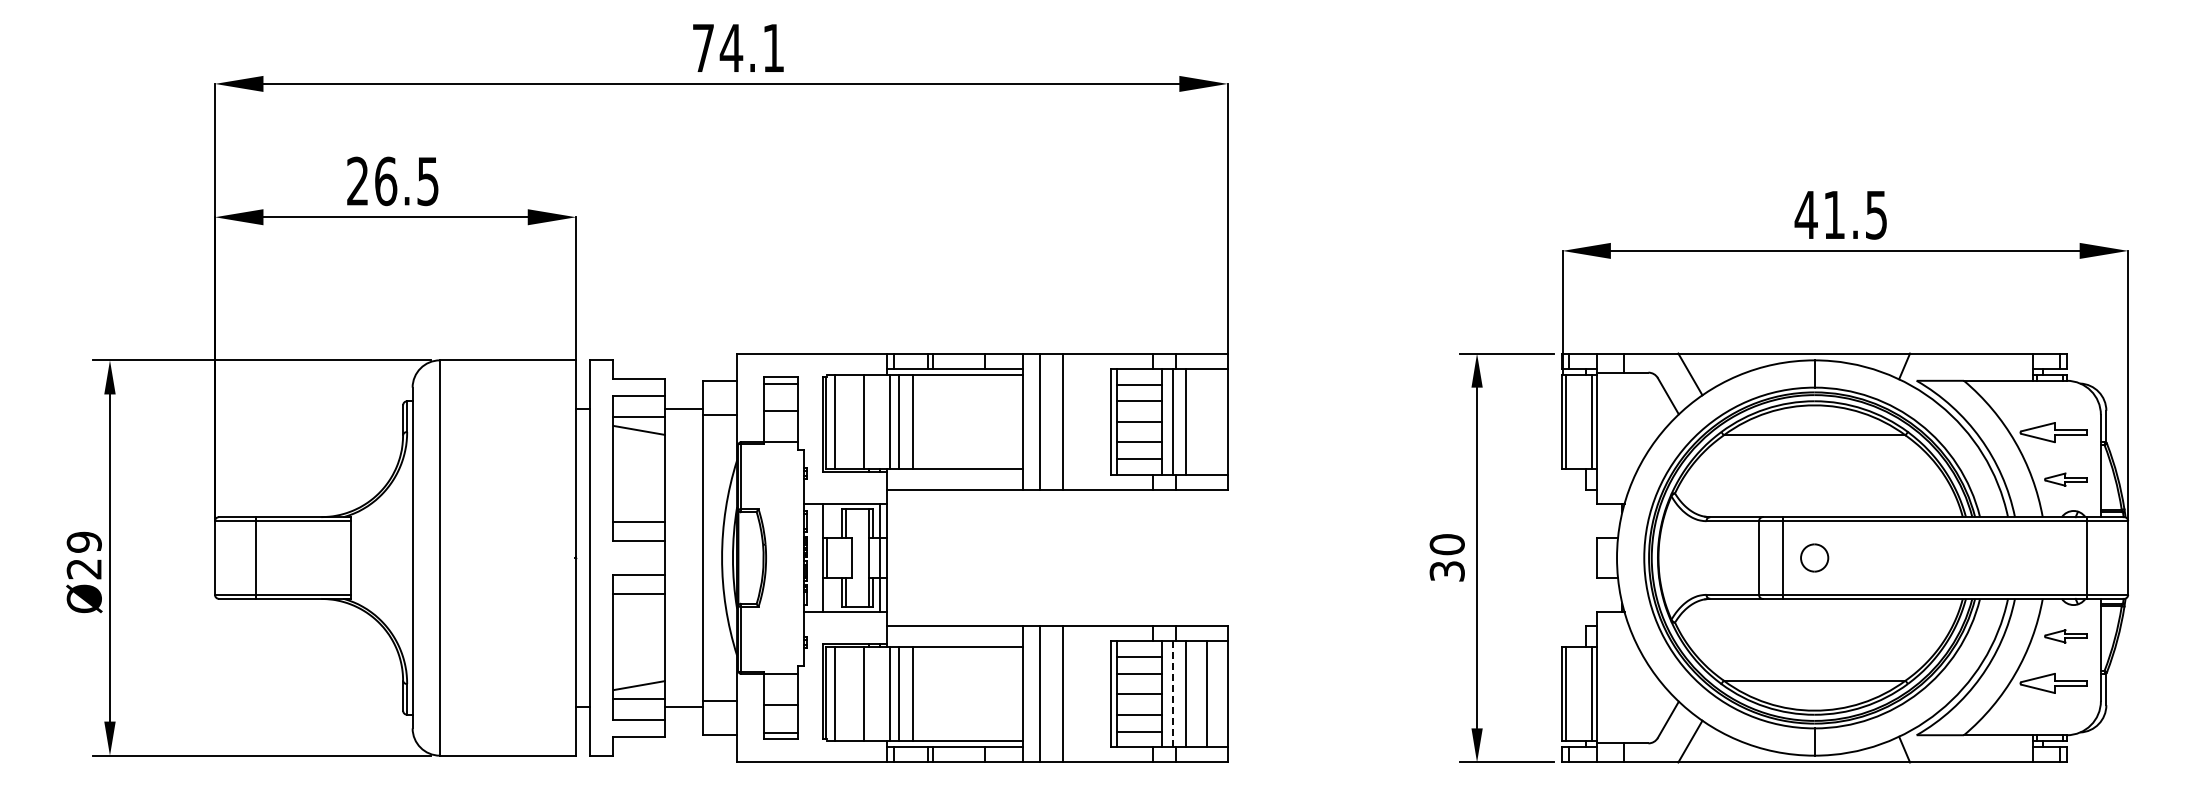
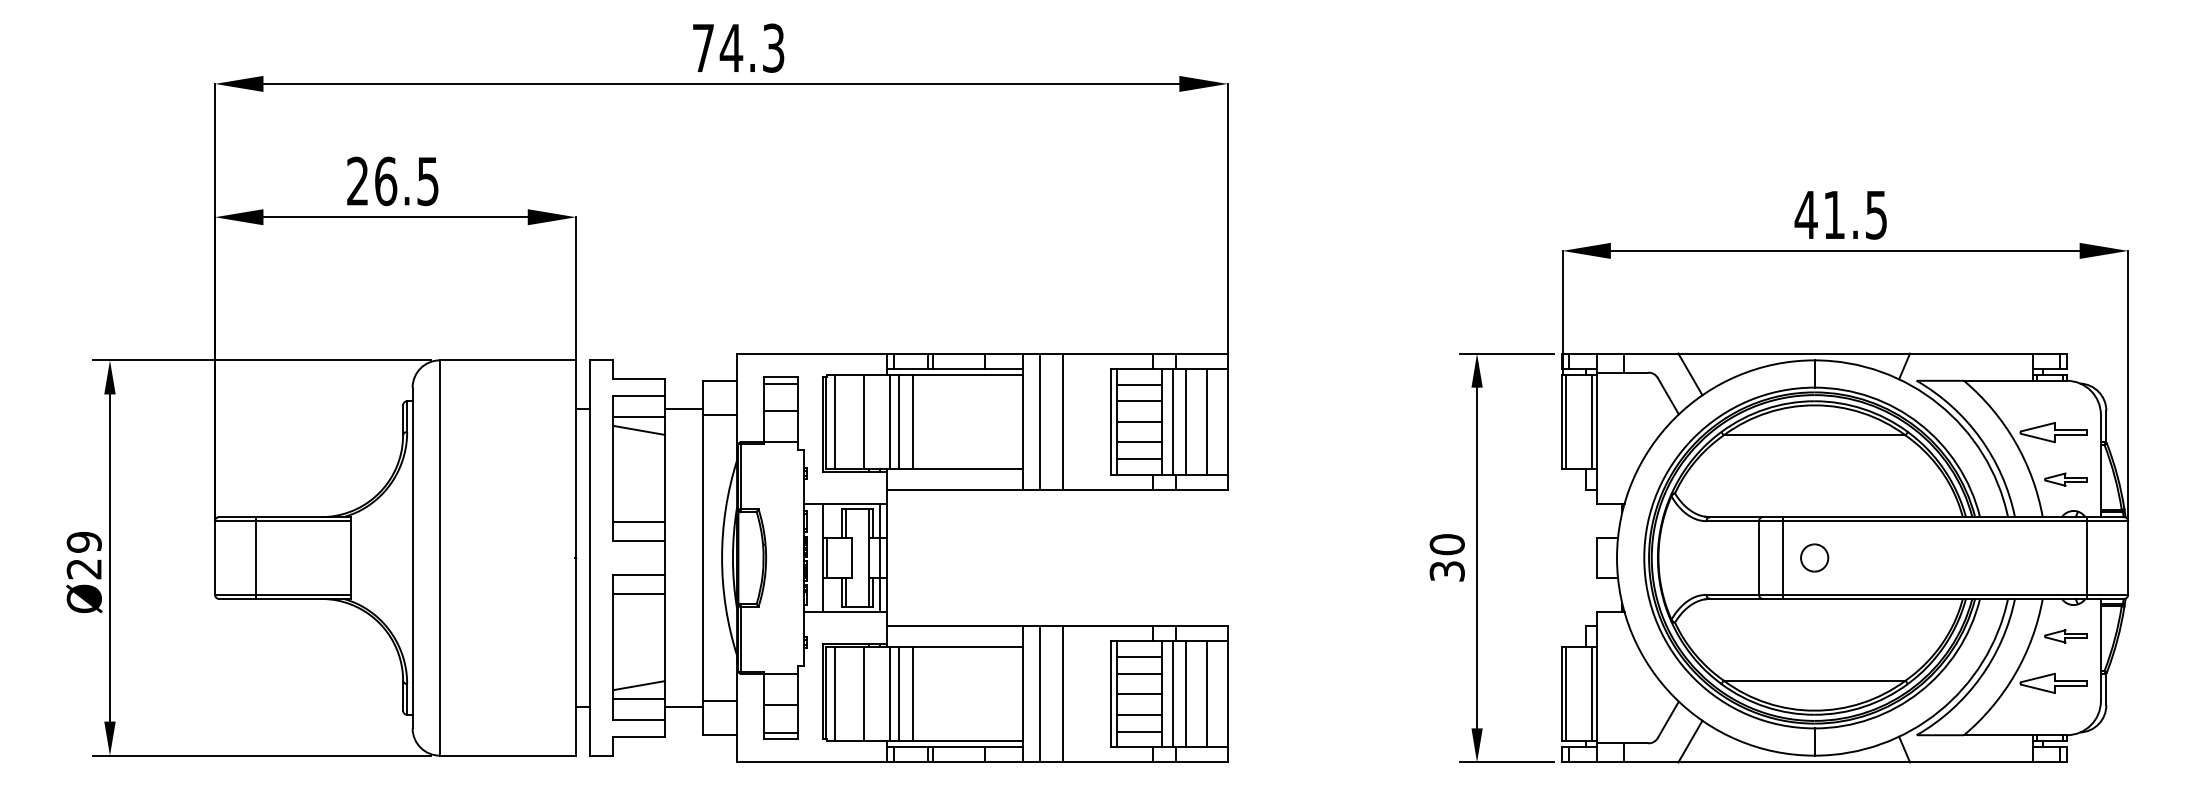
text: 74.1 -> 74.3 (773, 47)
line: none -> present (1207, 421)
line: dashed -> solid (1173, 693)
